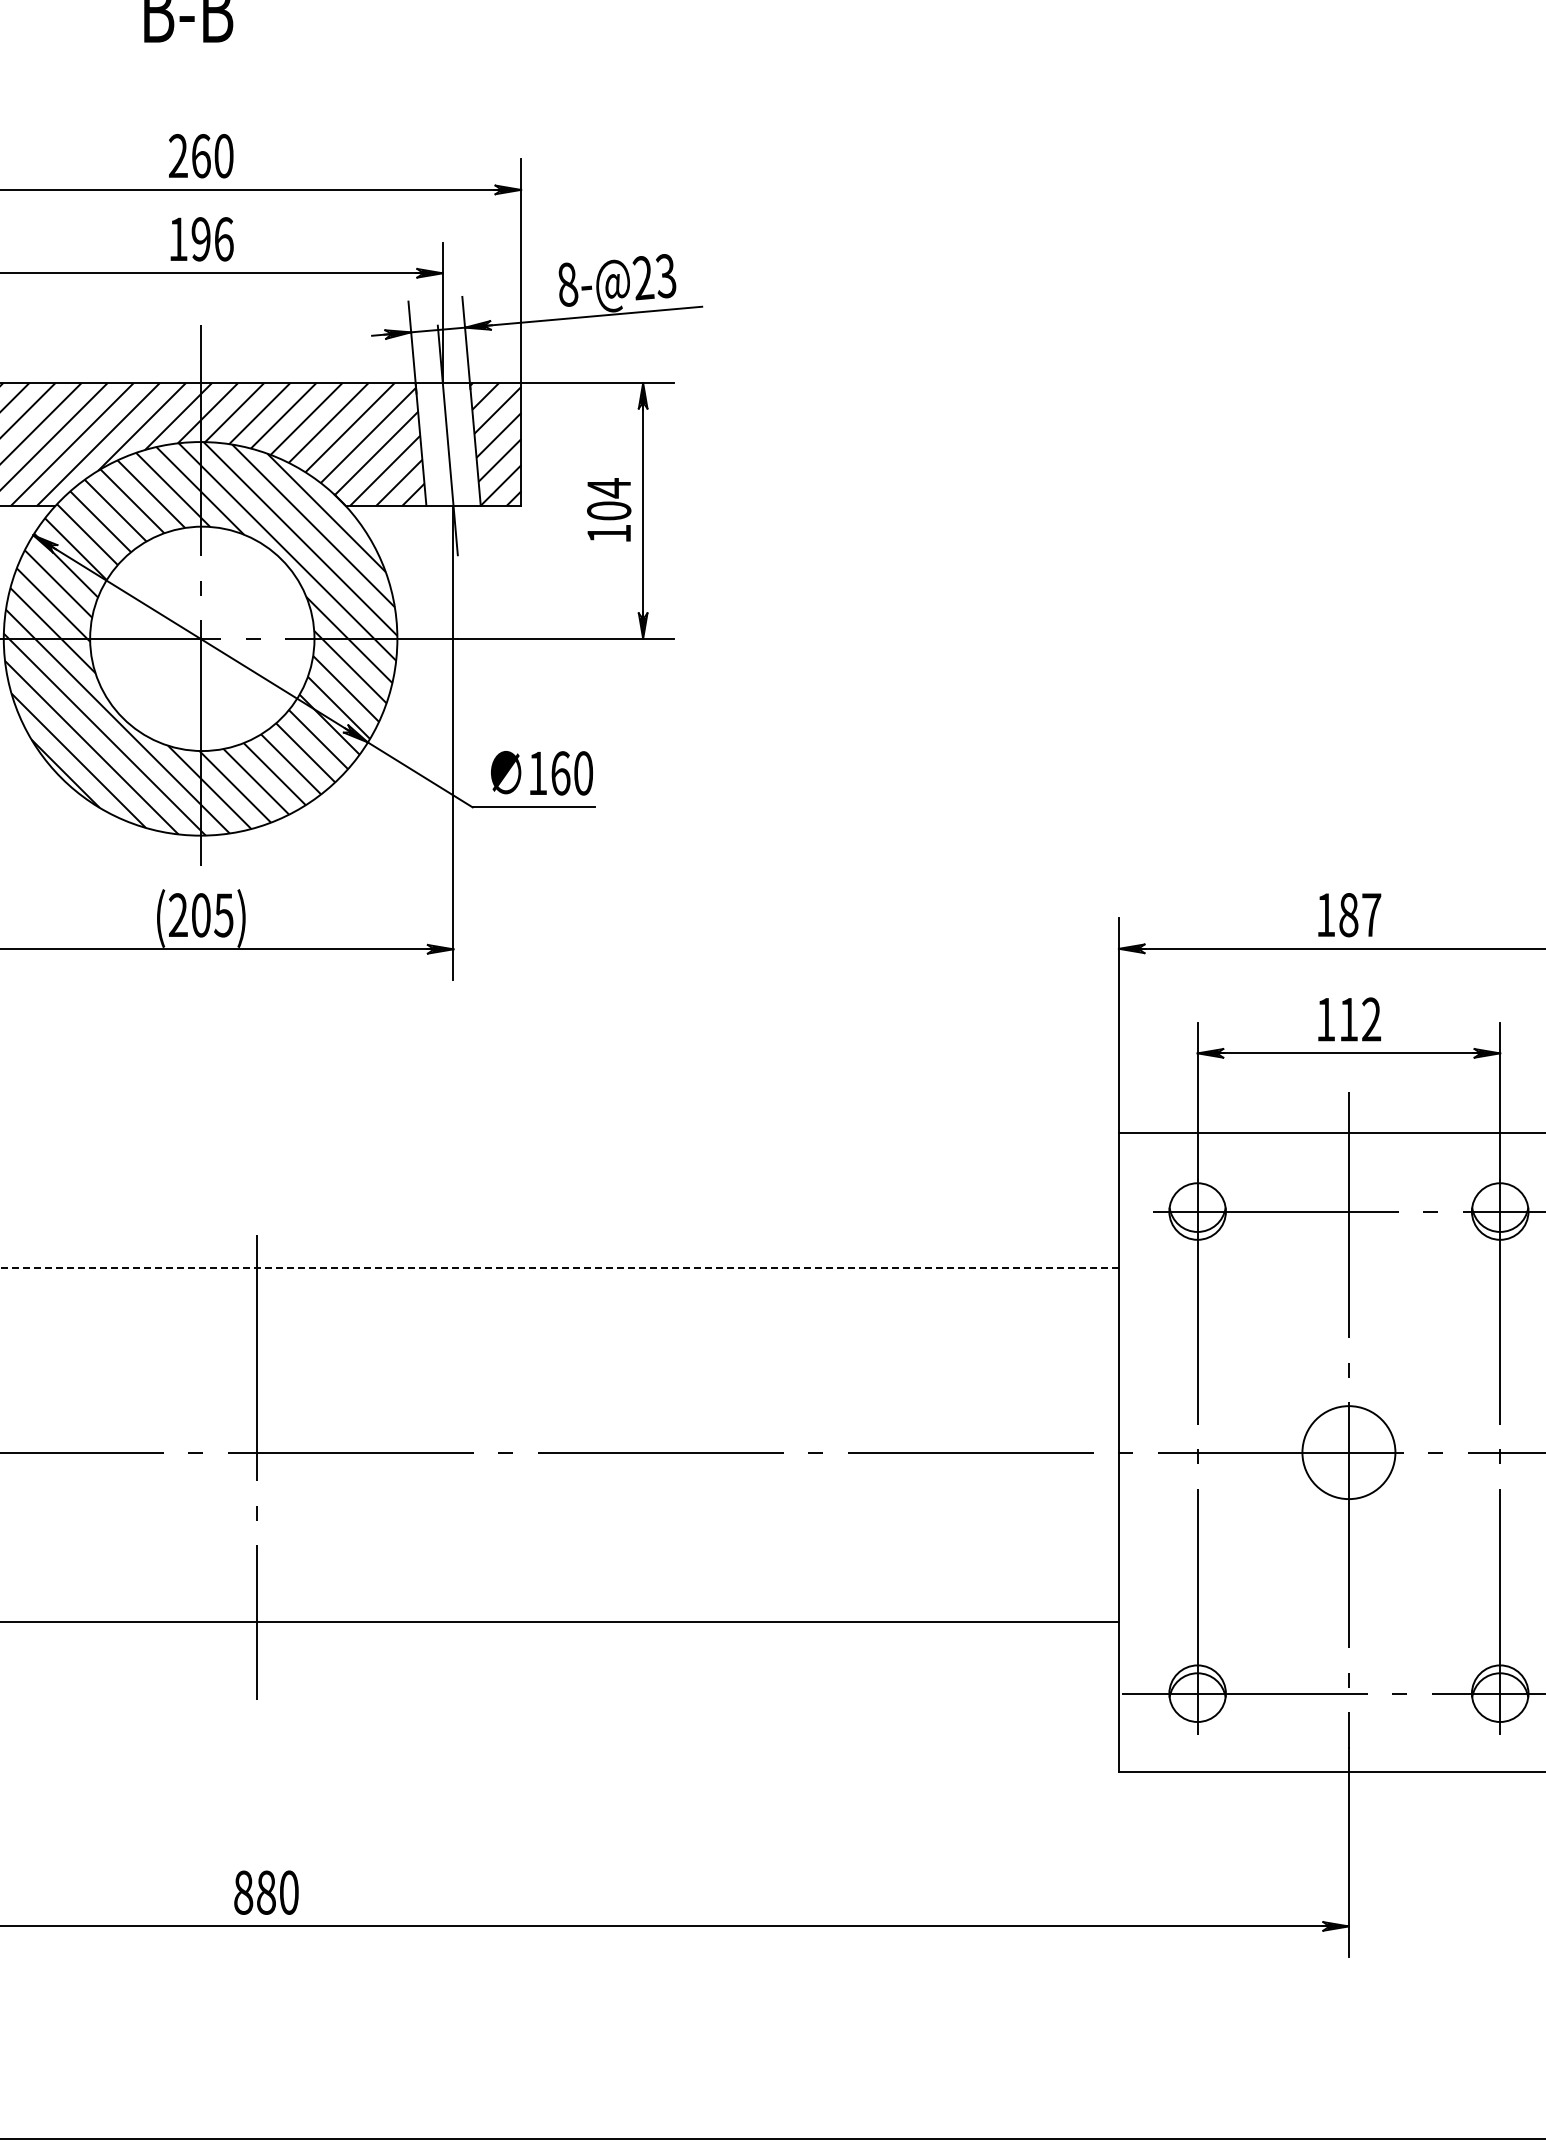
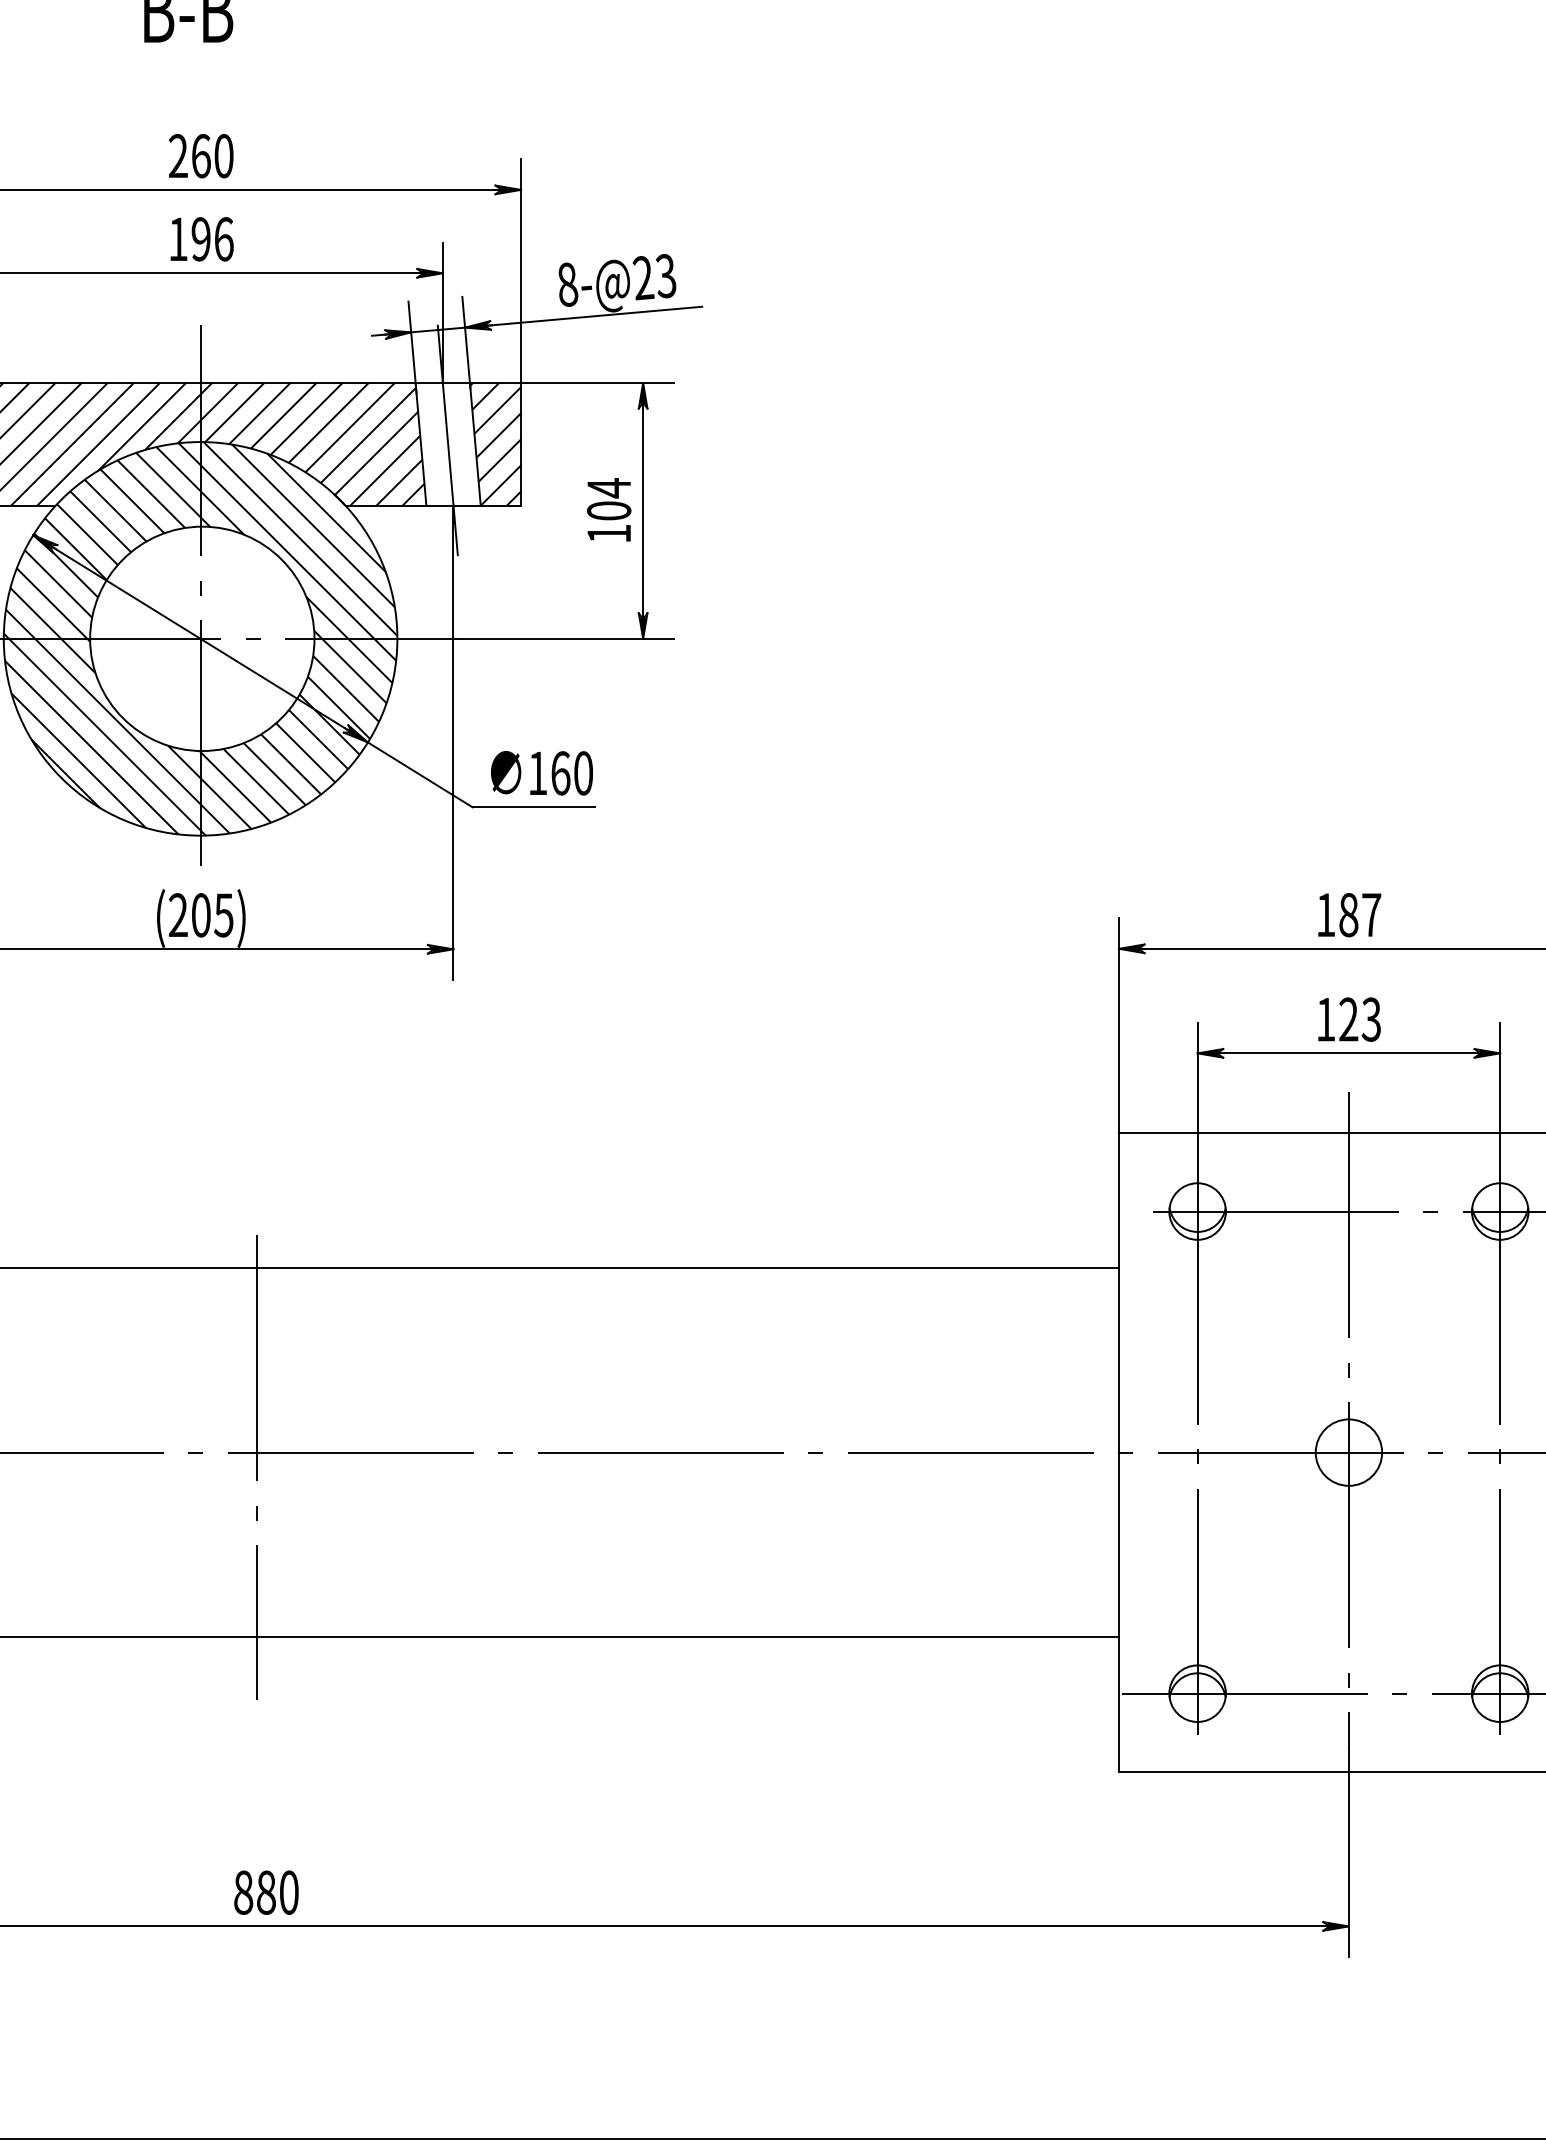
text: 112 -> 123 (1360, 1019)
line: dashed -> solid (558, 1268)
circle diameter: 93 px -> 66 px (1348, 1452)
line position: (560, 1622) -> (560, 1637) (560, 1637)
